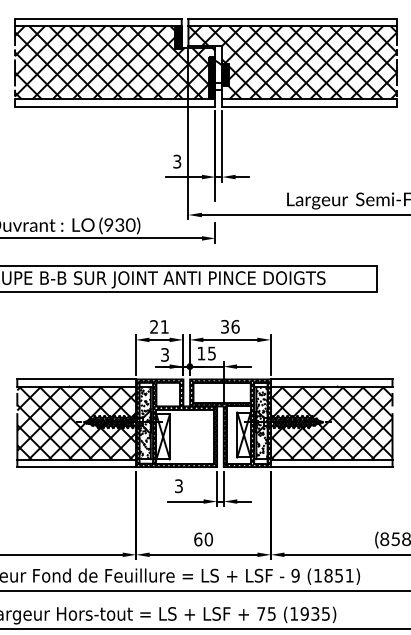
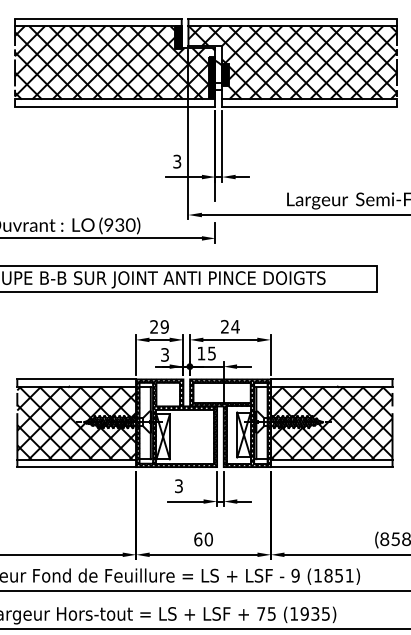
text: 21 -> 29 (164, 326)
text: 36 -> 24 (230, 326)
hatch: present -> none (144, 423)
hatch: present -> none (261, 423)
